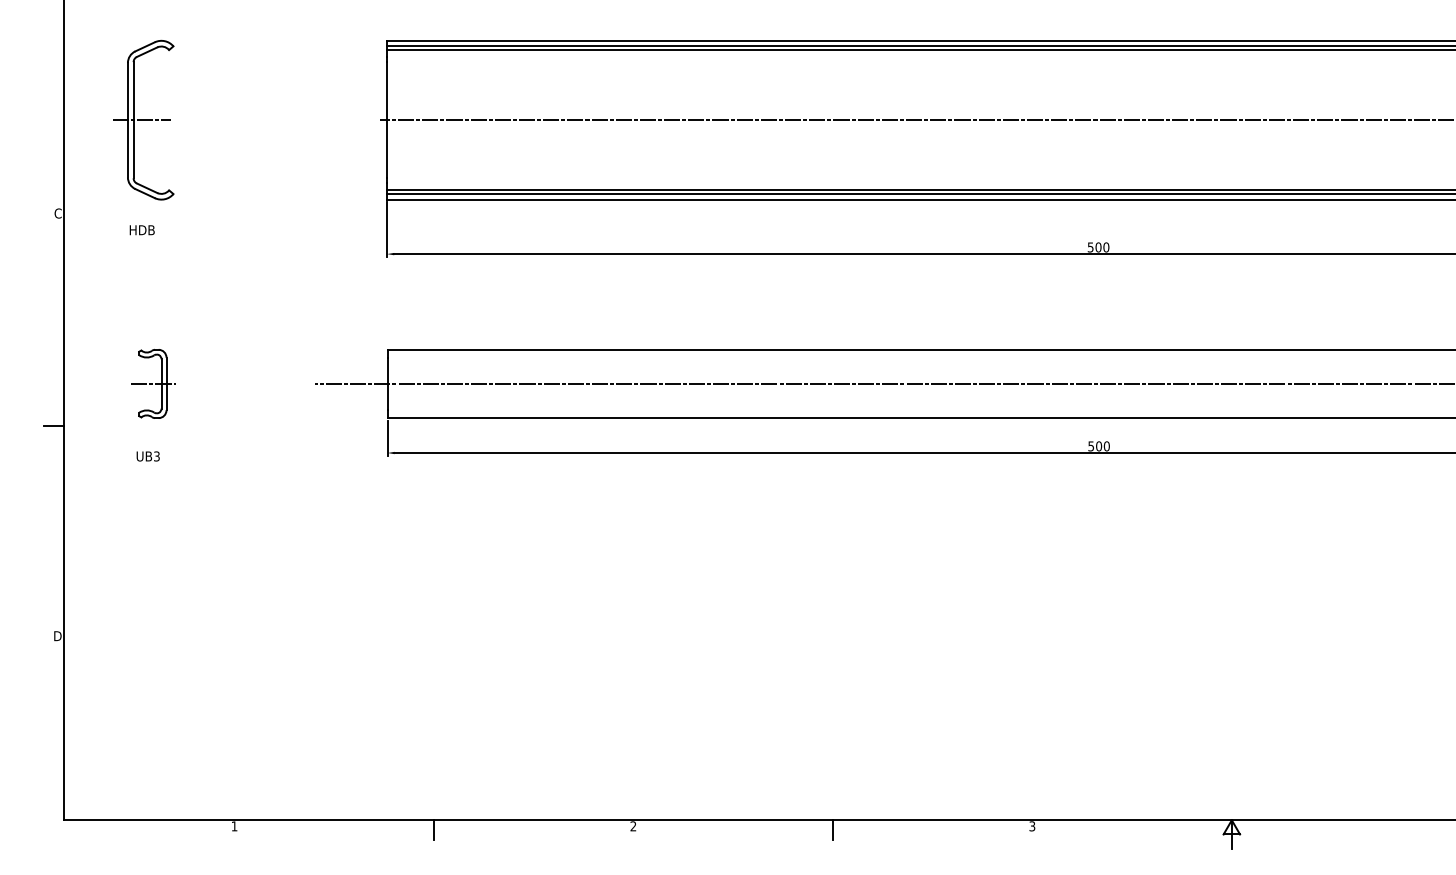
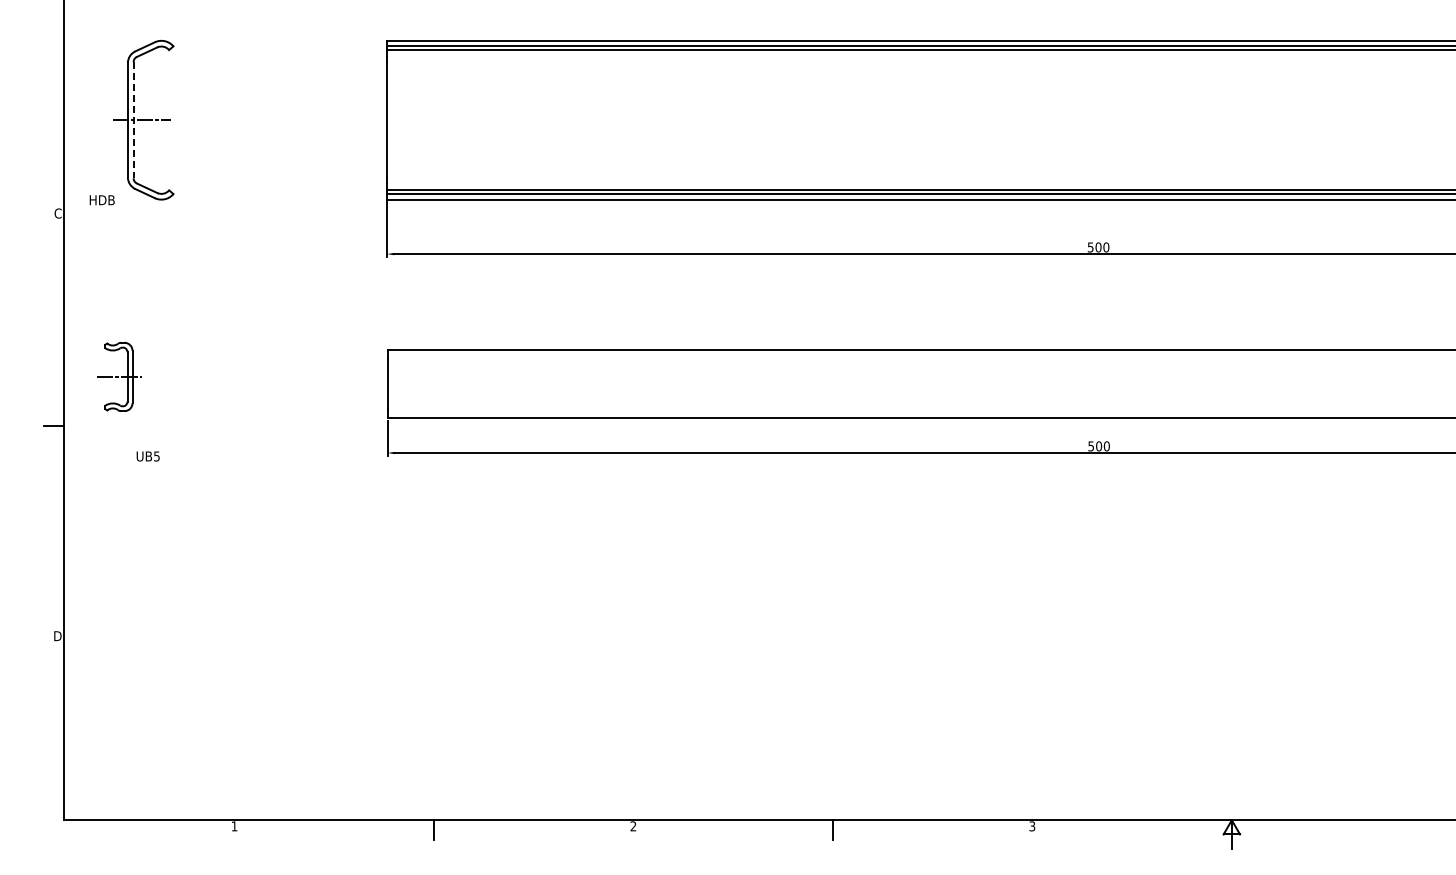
line: solid -> dashed (133, 120)
line: present -> none (915, 120)
text position: (141, 230) -> (101, 200) (101, 200)
part position: (153, 383) -> (119, 376) (119, 376)
line: present -> none (883, 383)
text: UB3 -> UB5 (156, 455)
